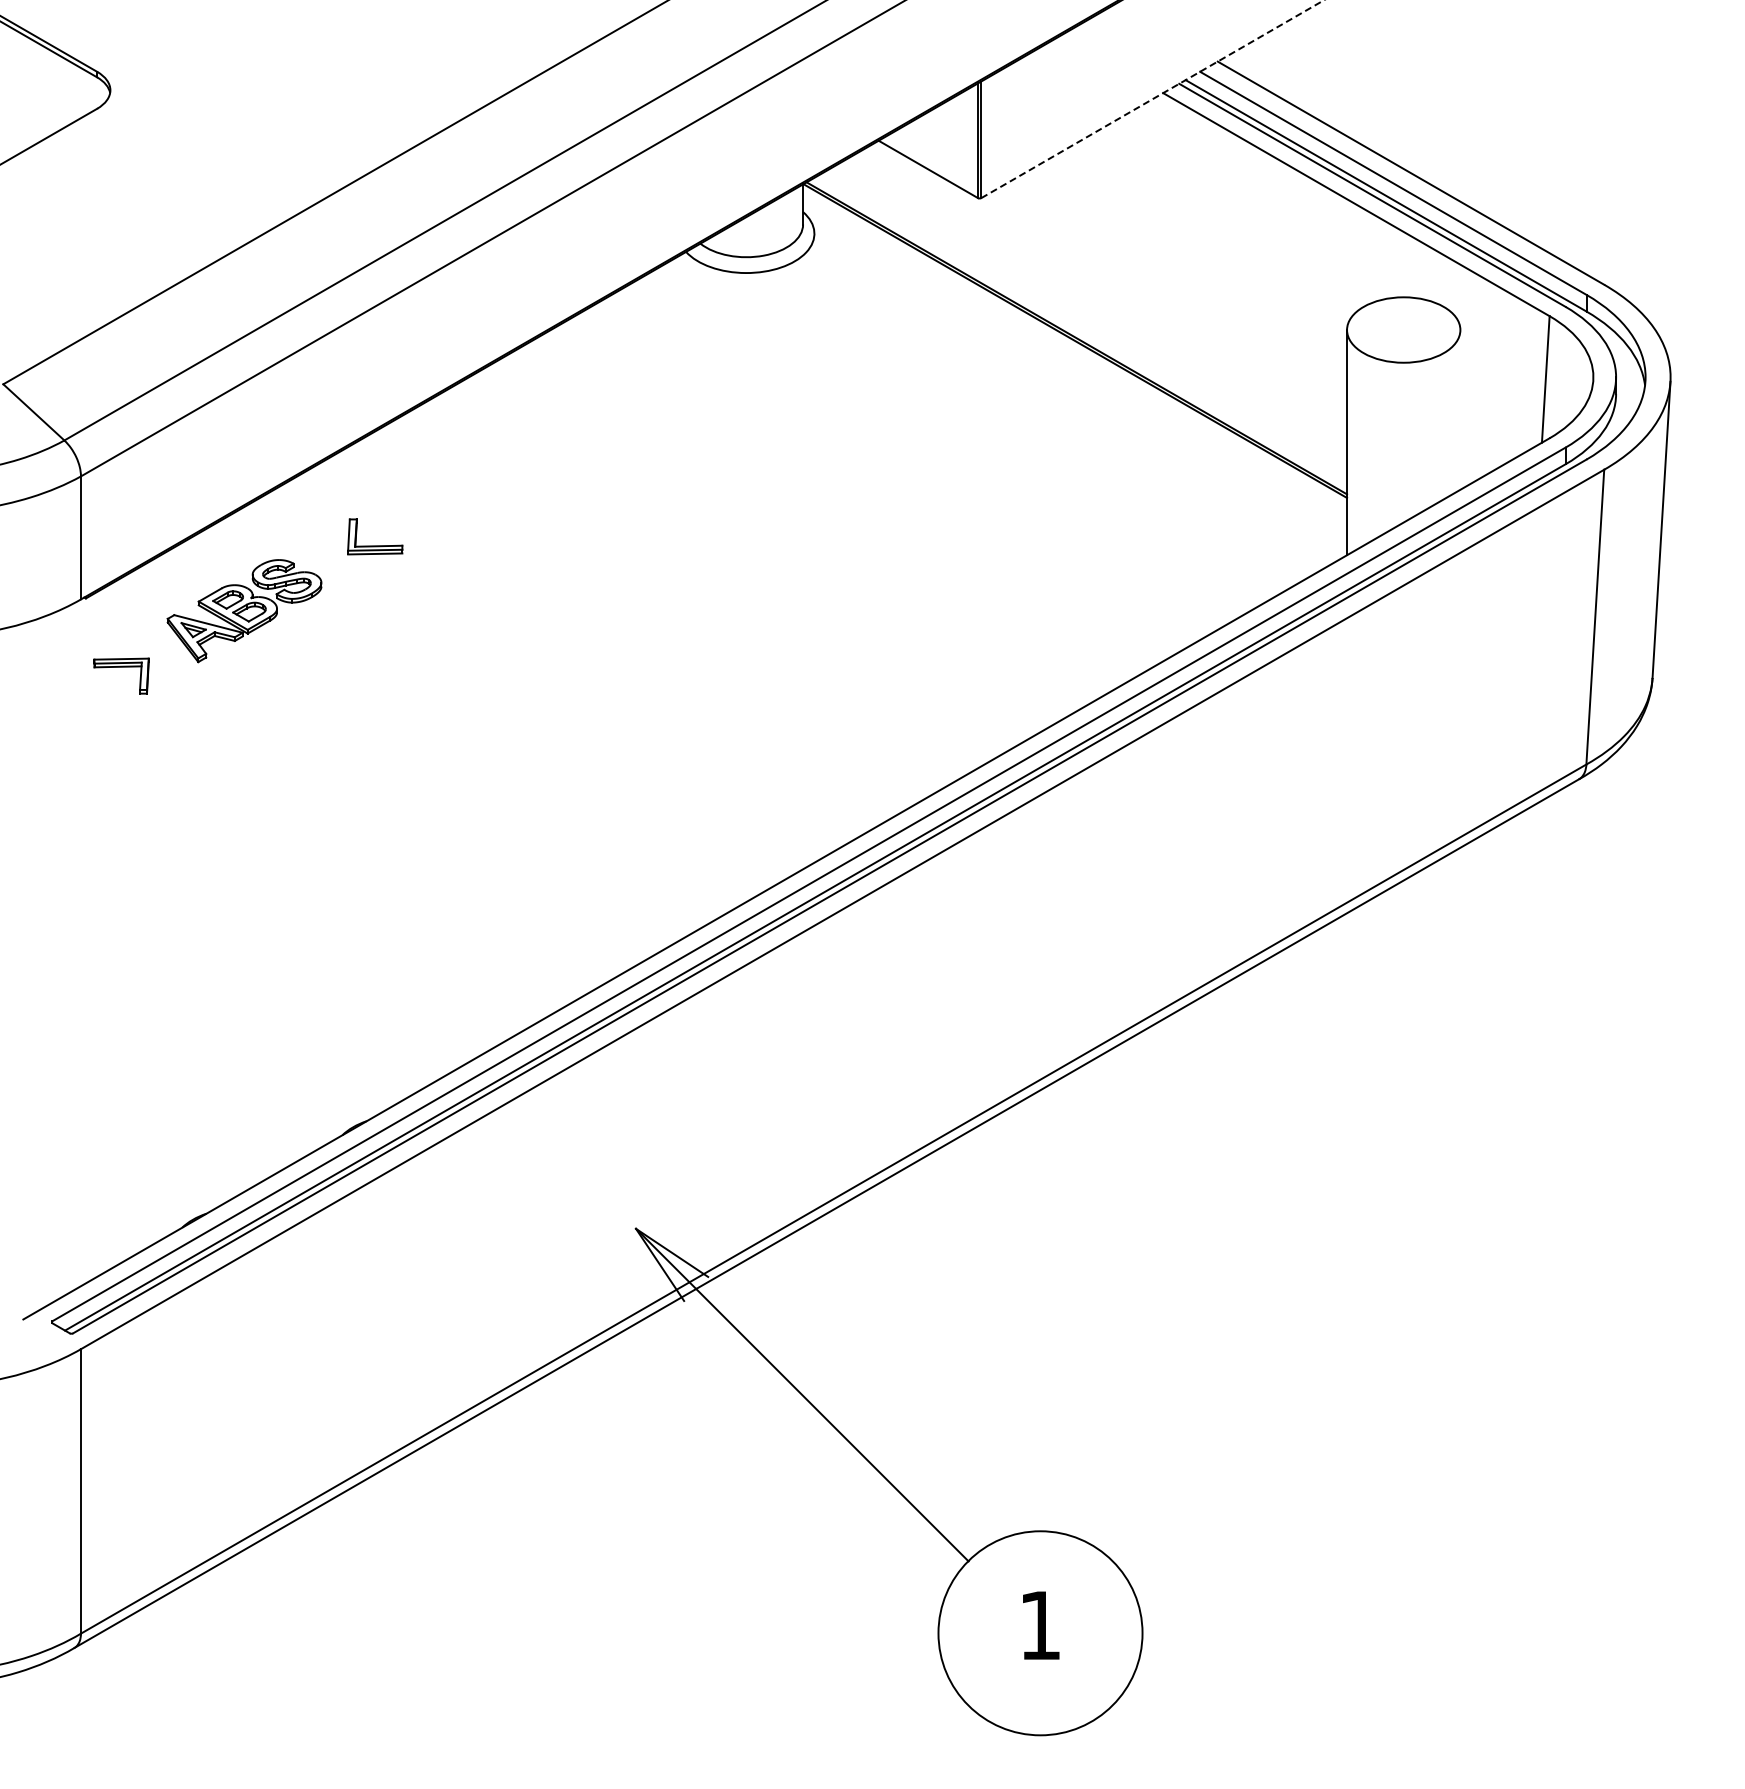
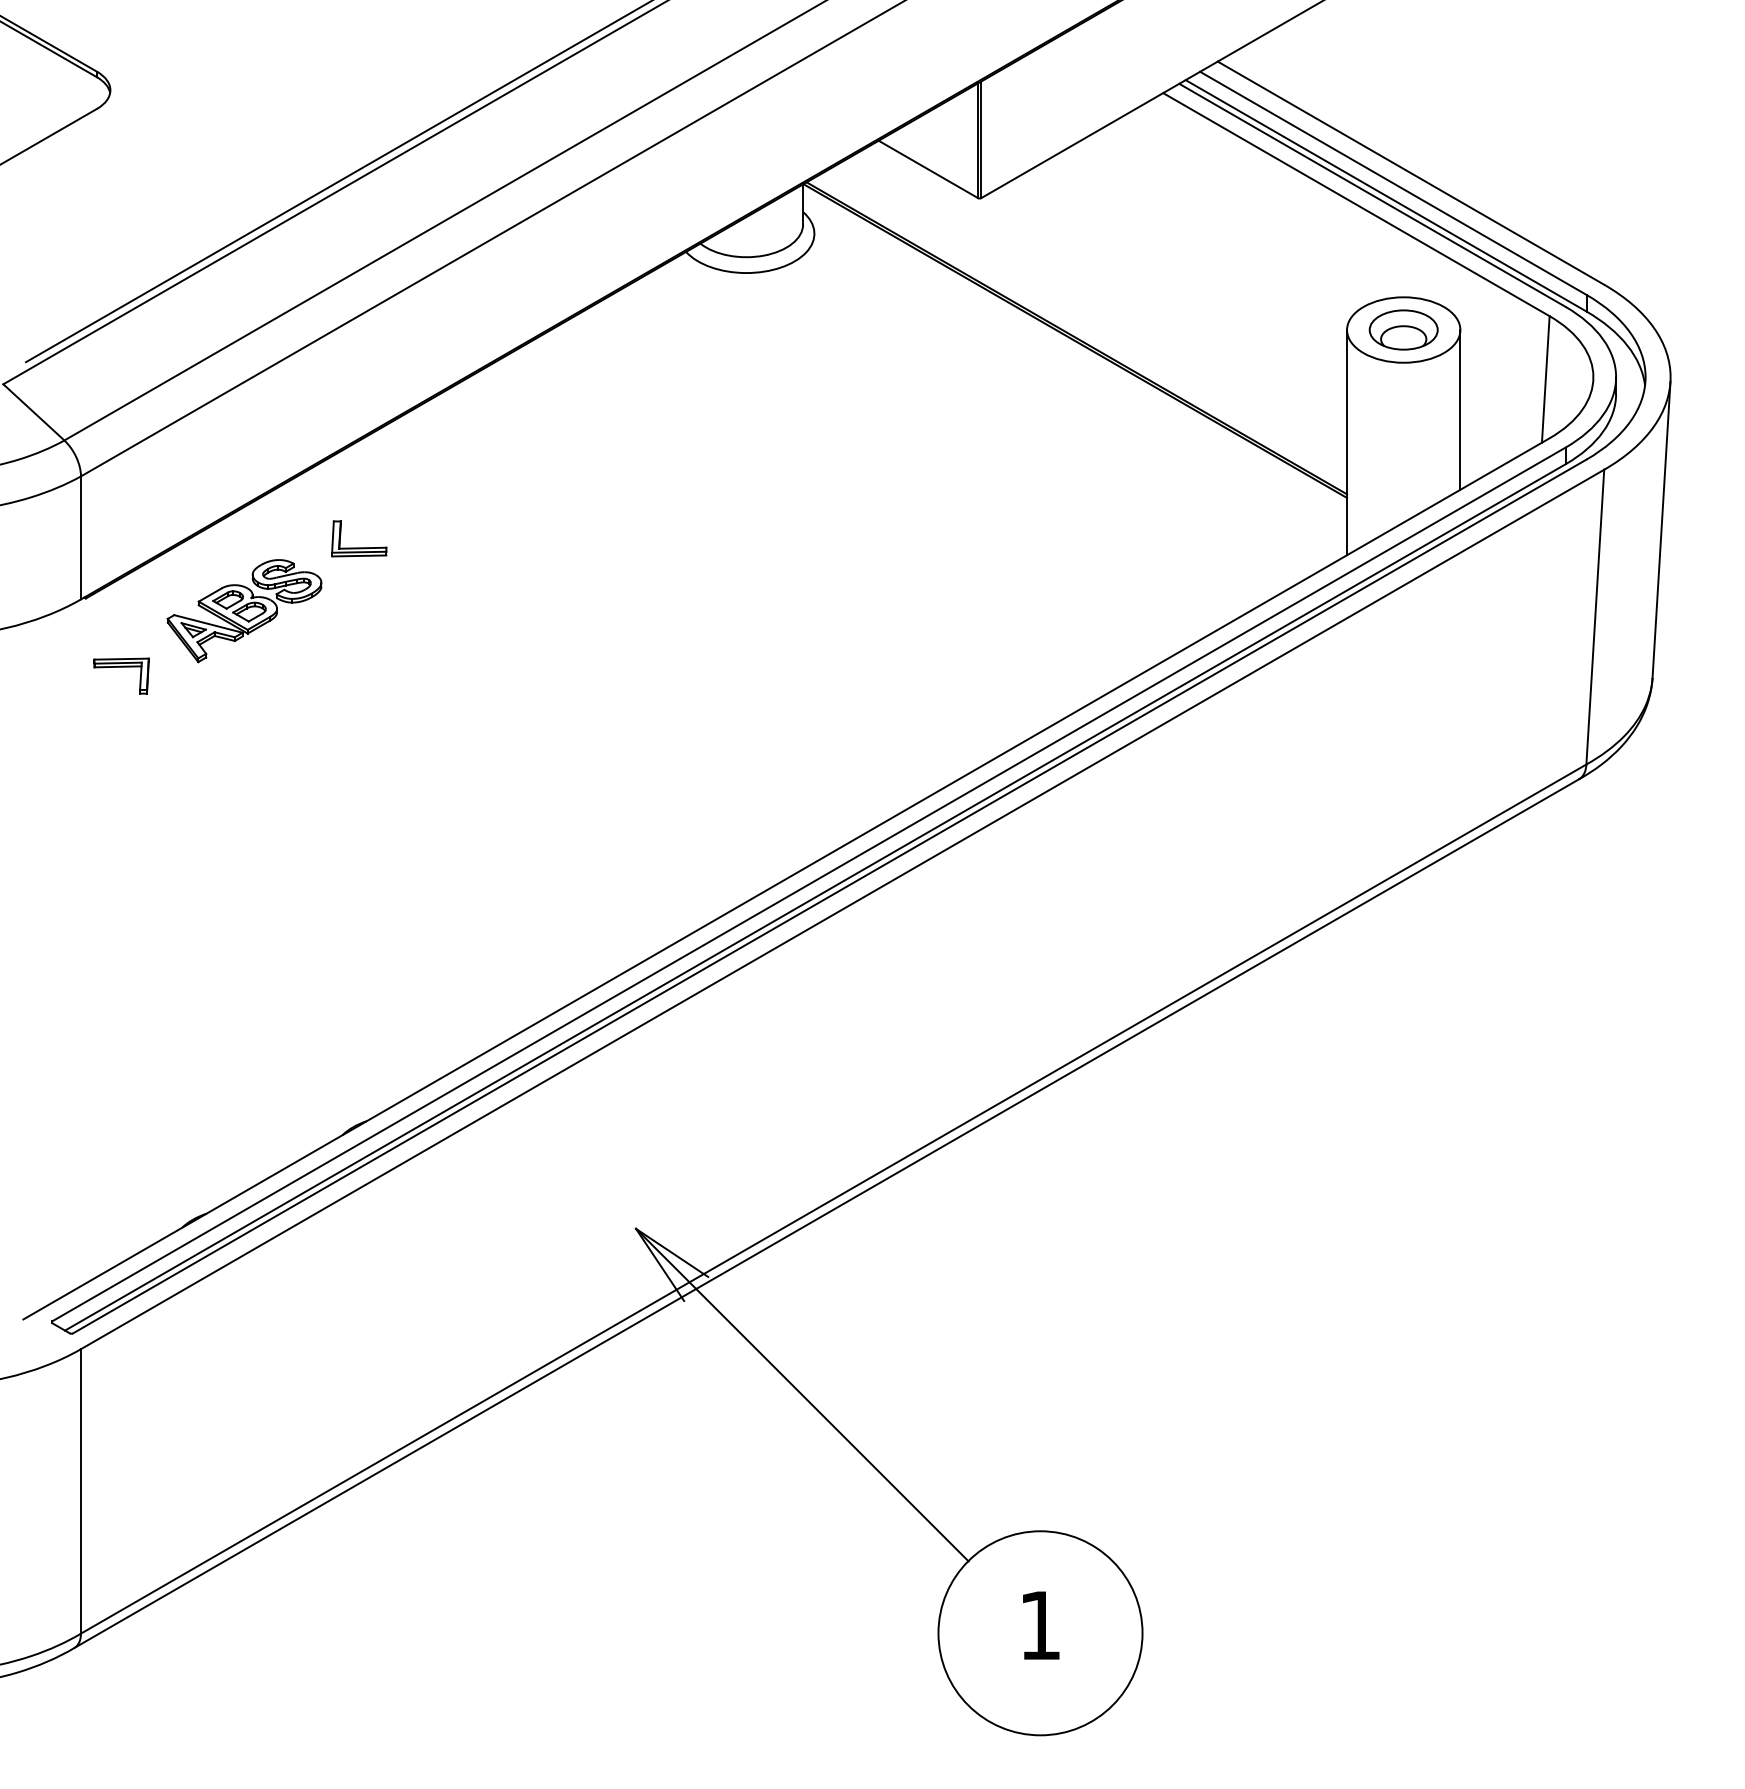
line: dashed -> solid (1152, 99)
line: none -> present (337, 182)
part: none -> present (1403, 329)
line: none -> present (1460, 409)
part position: (375, 545) -> (359, 547) (359, 547)
